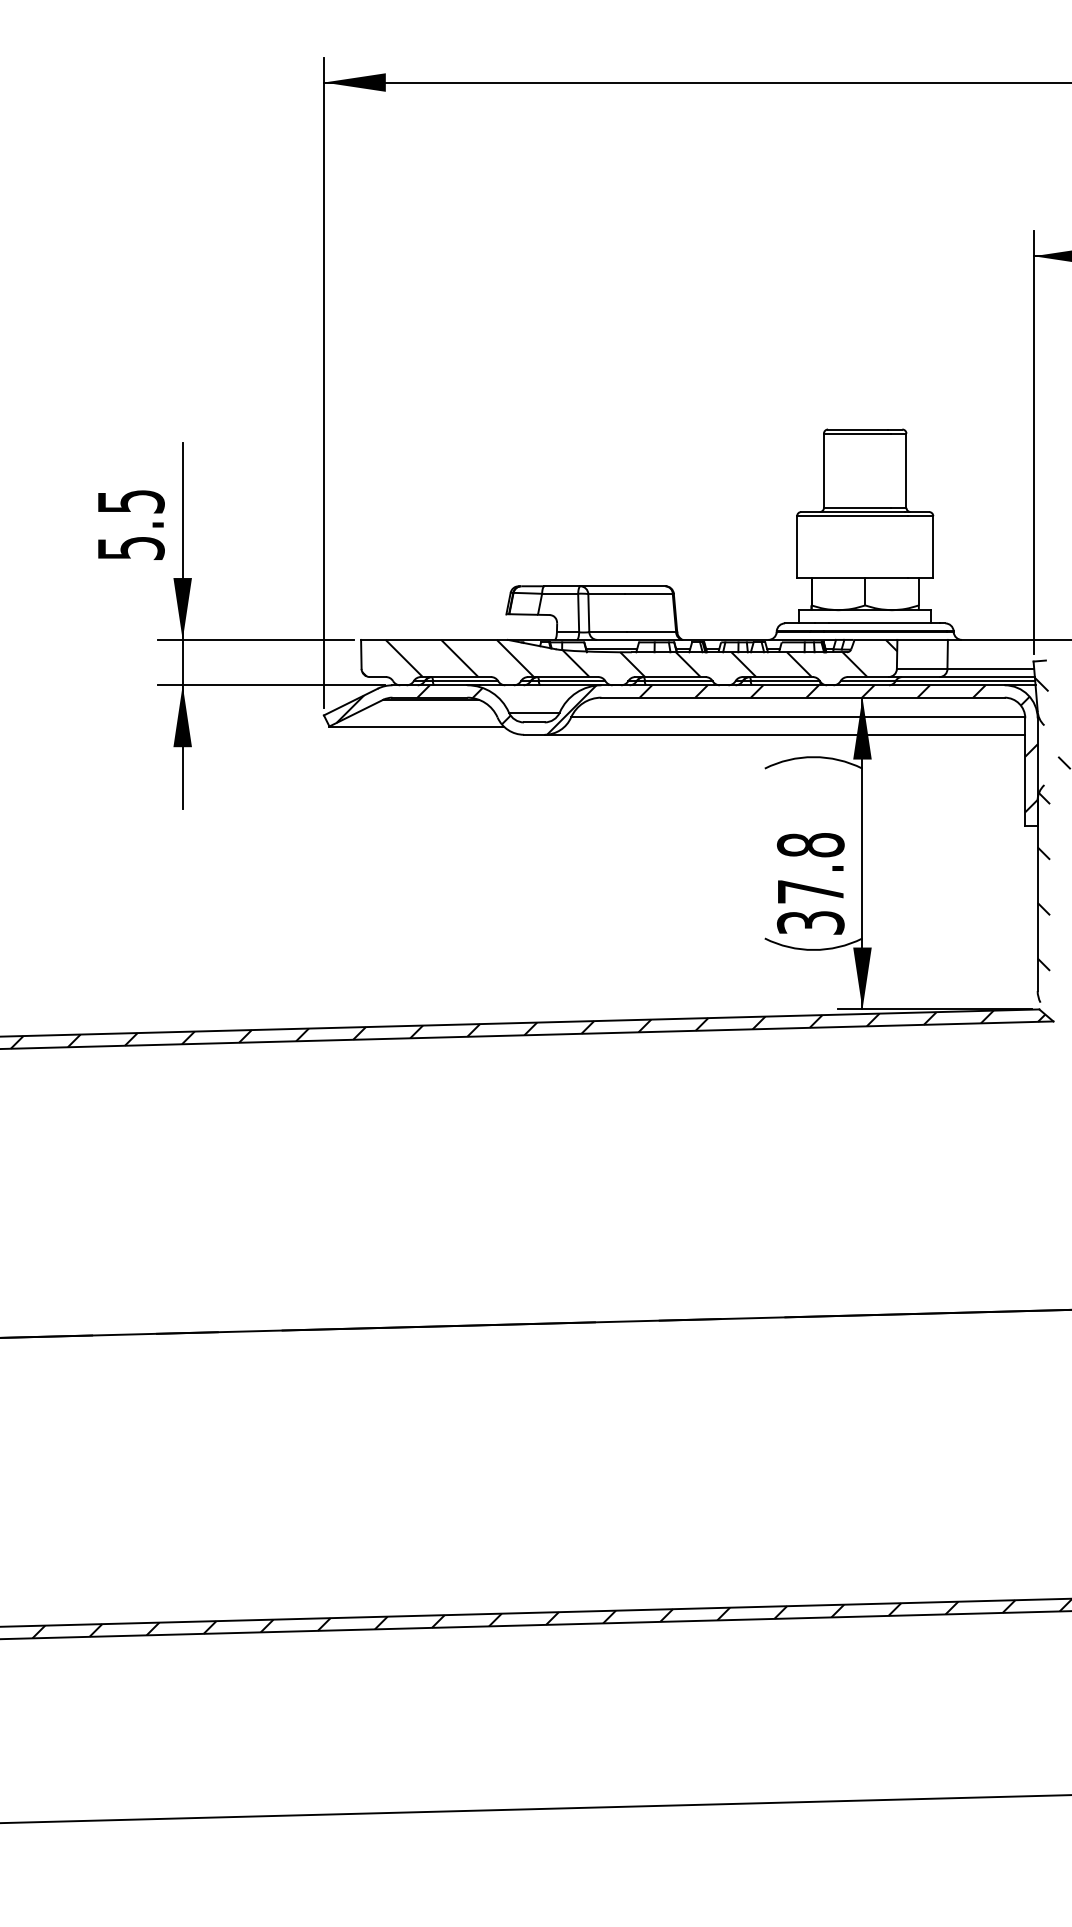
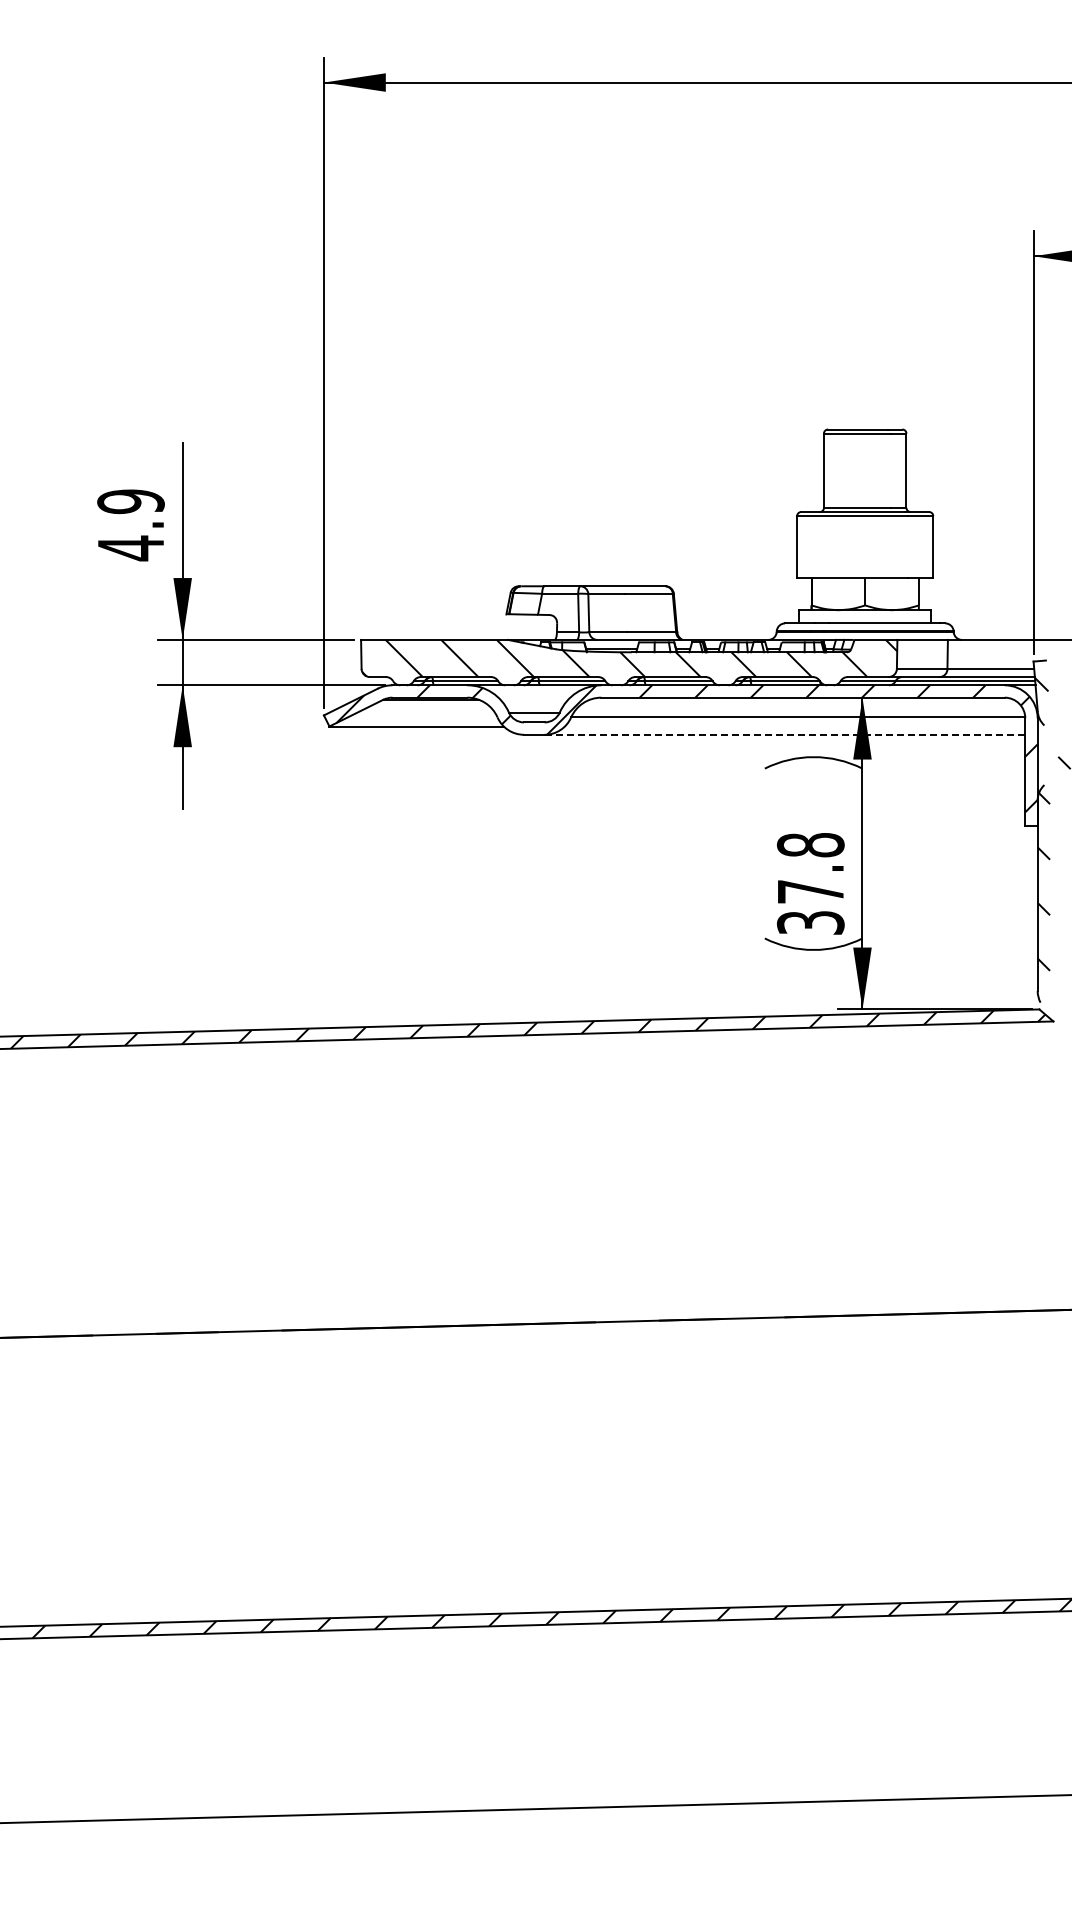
text: 5.5 -> 4.9 (130, 525)
line: solid -> dashed (785, 734)
